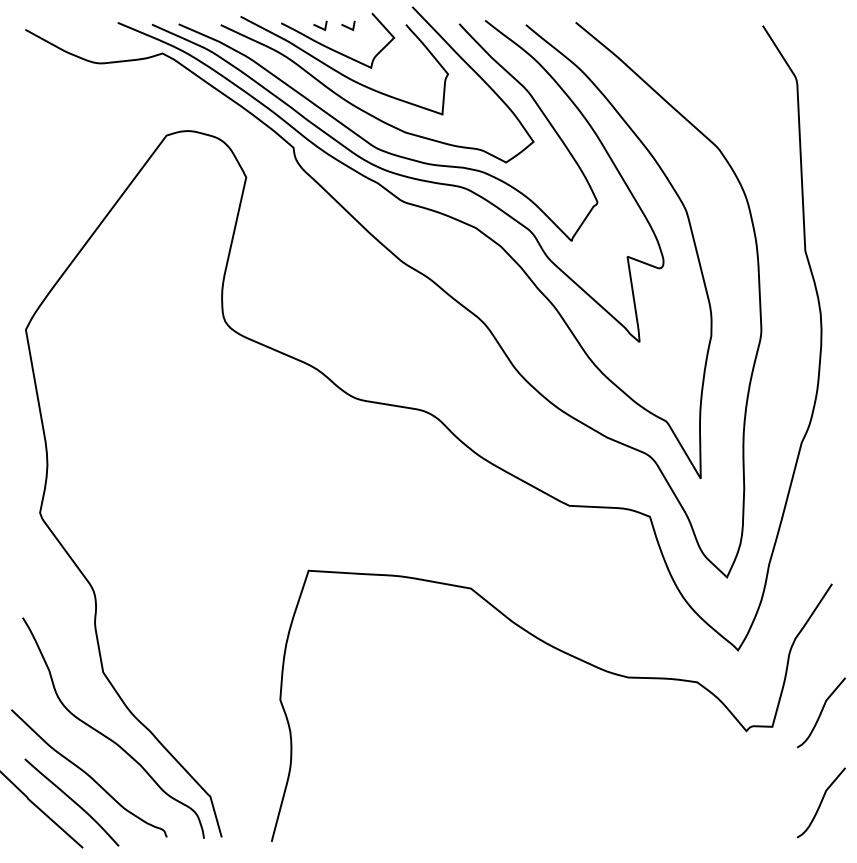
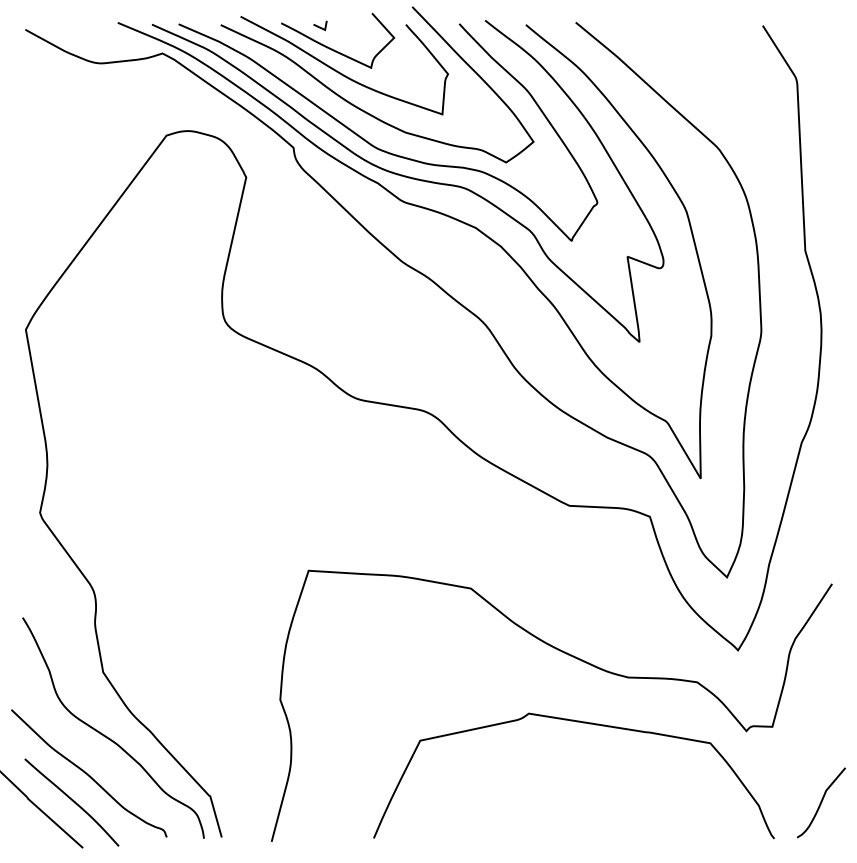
line: present -> none (348, 26)
curve: present -> none (821, 712)
curve: none -> present (582, 723)
